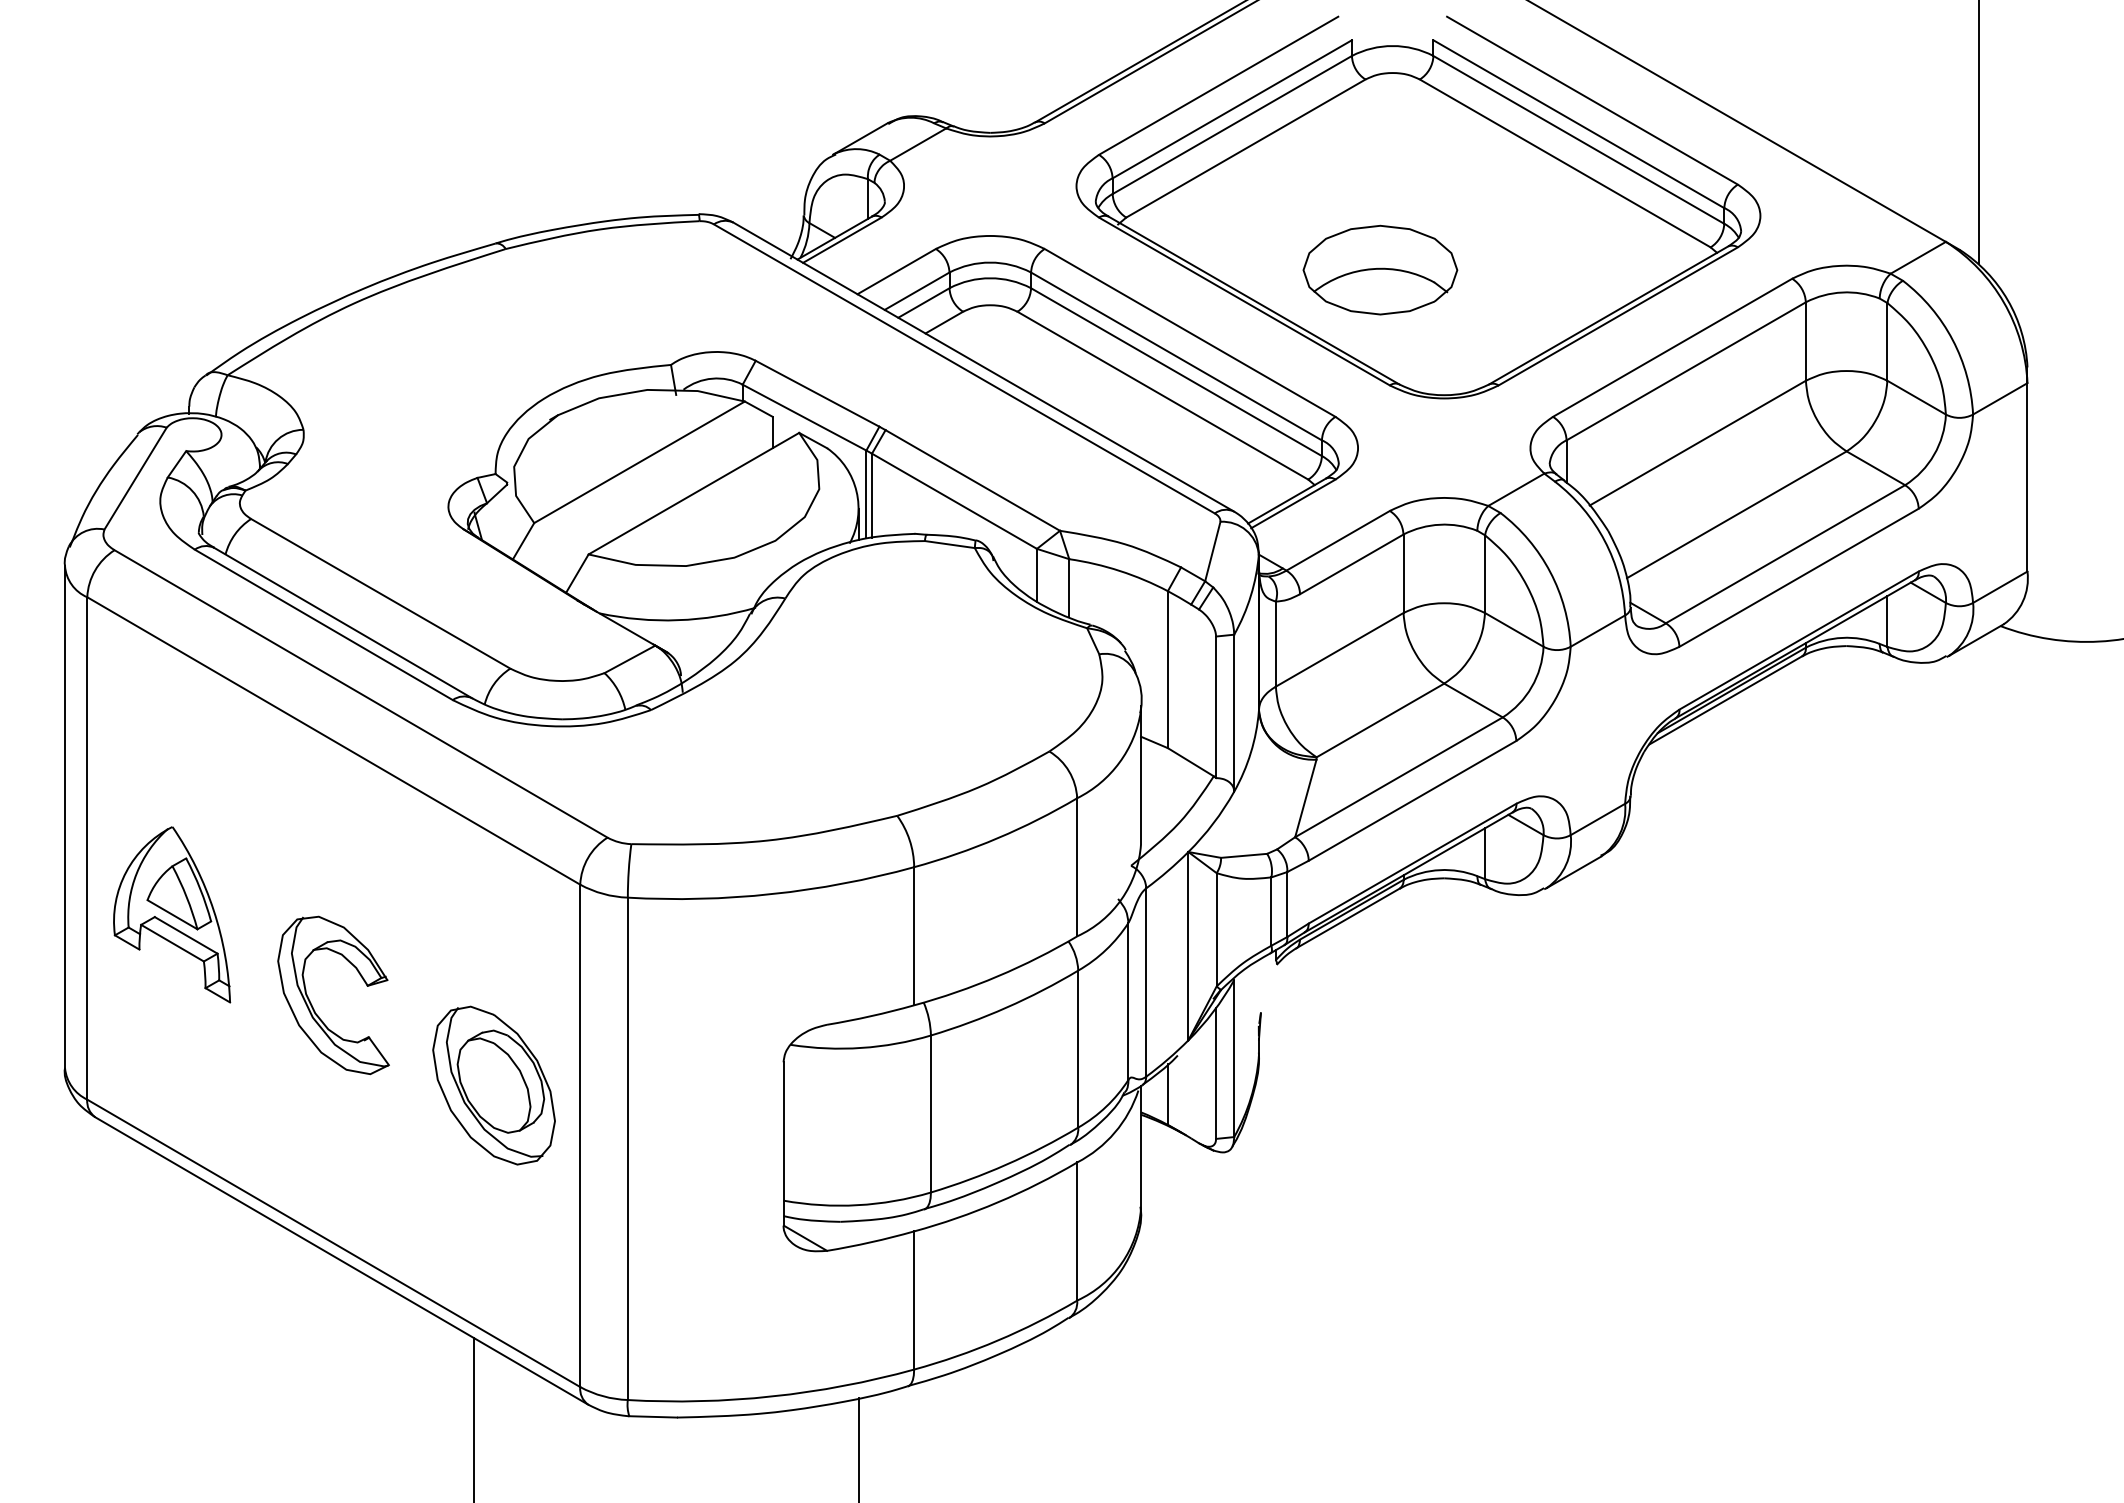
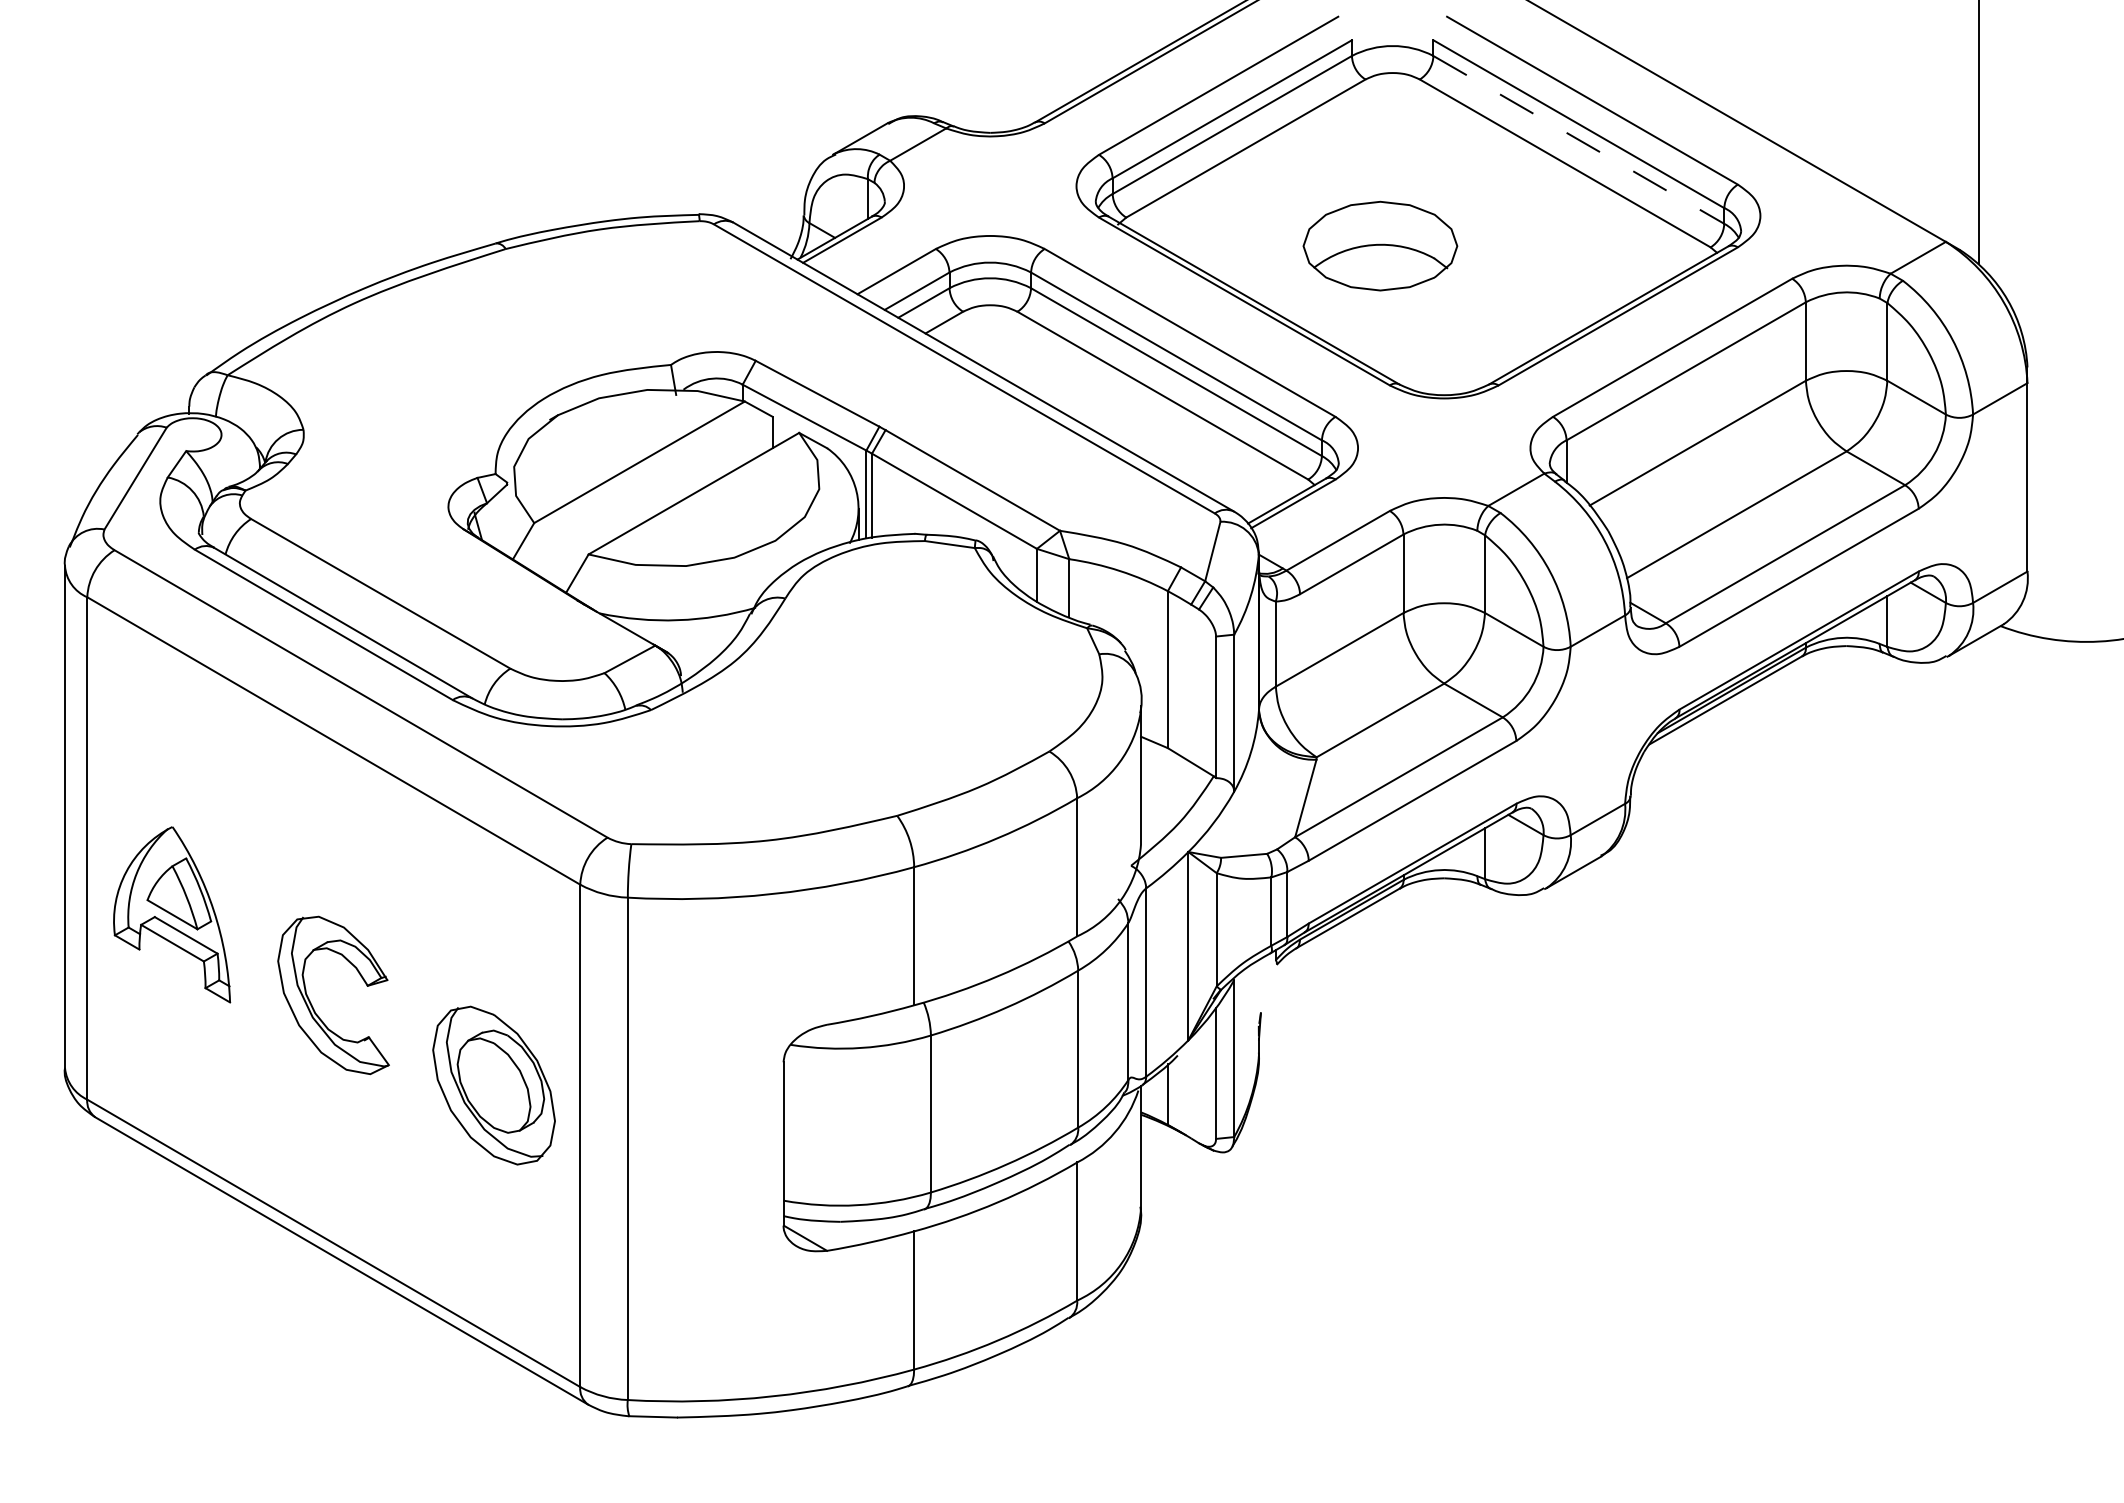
line: solid -> dashed (1578, 139)
part position: (1380, 269) -> (1380, 245) (1380, 245)
line: present -> none (474, 1418)
line: present -> none (858, 1448)
